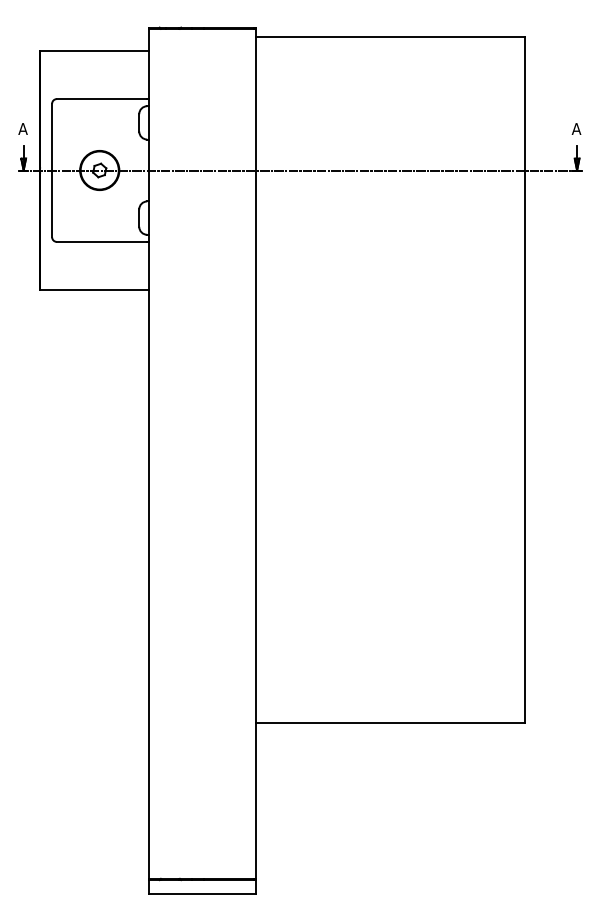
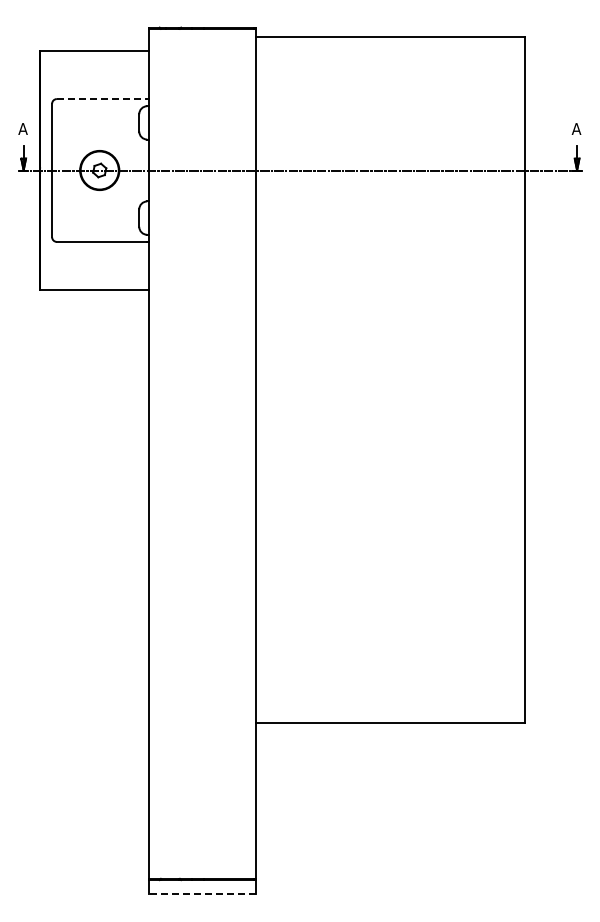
line: solid -> dashed (102, 99)
line: solid -> dashed (202, 894)
